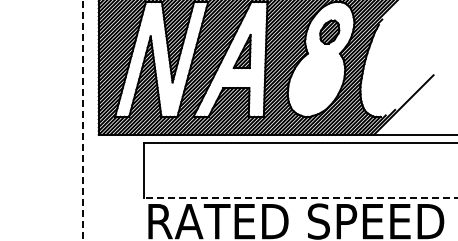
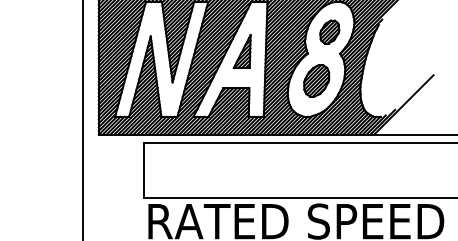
part: none -> present (316, 80)
line: dashed -> solid (82, 120)
line: dashed -> solid (300, 198)
